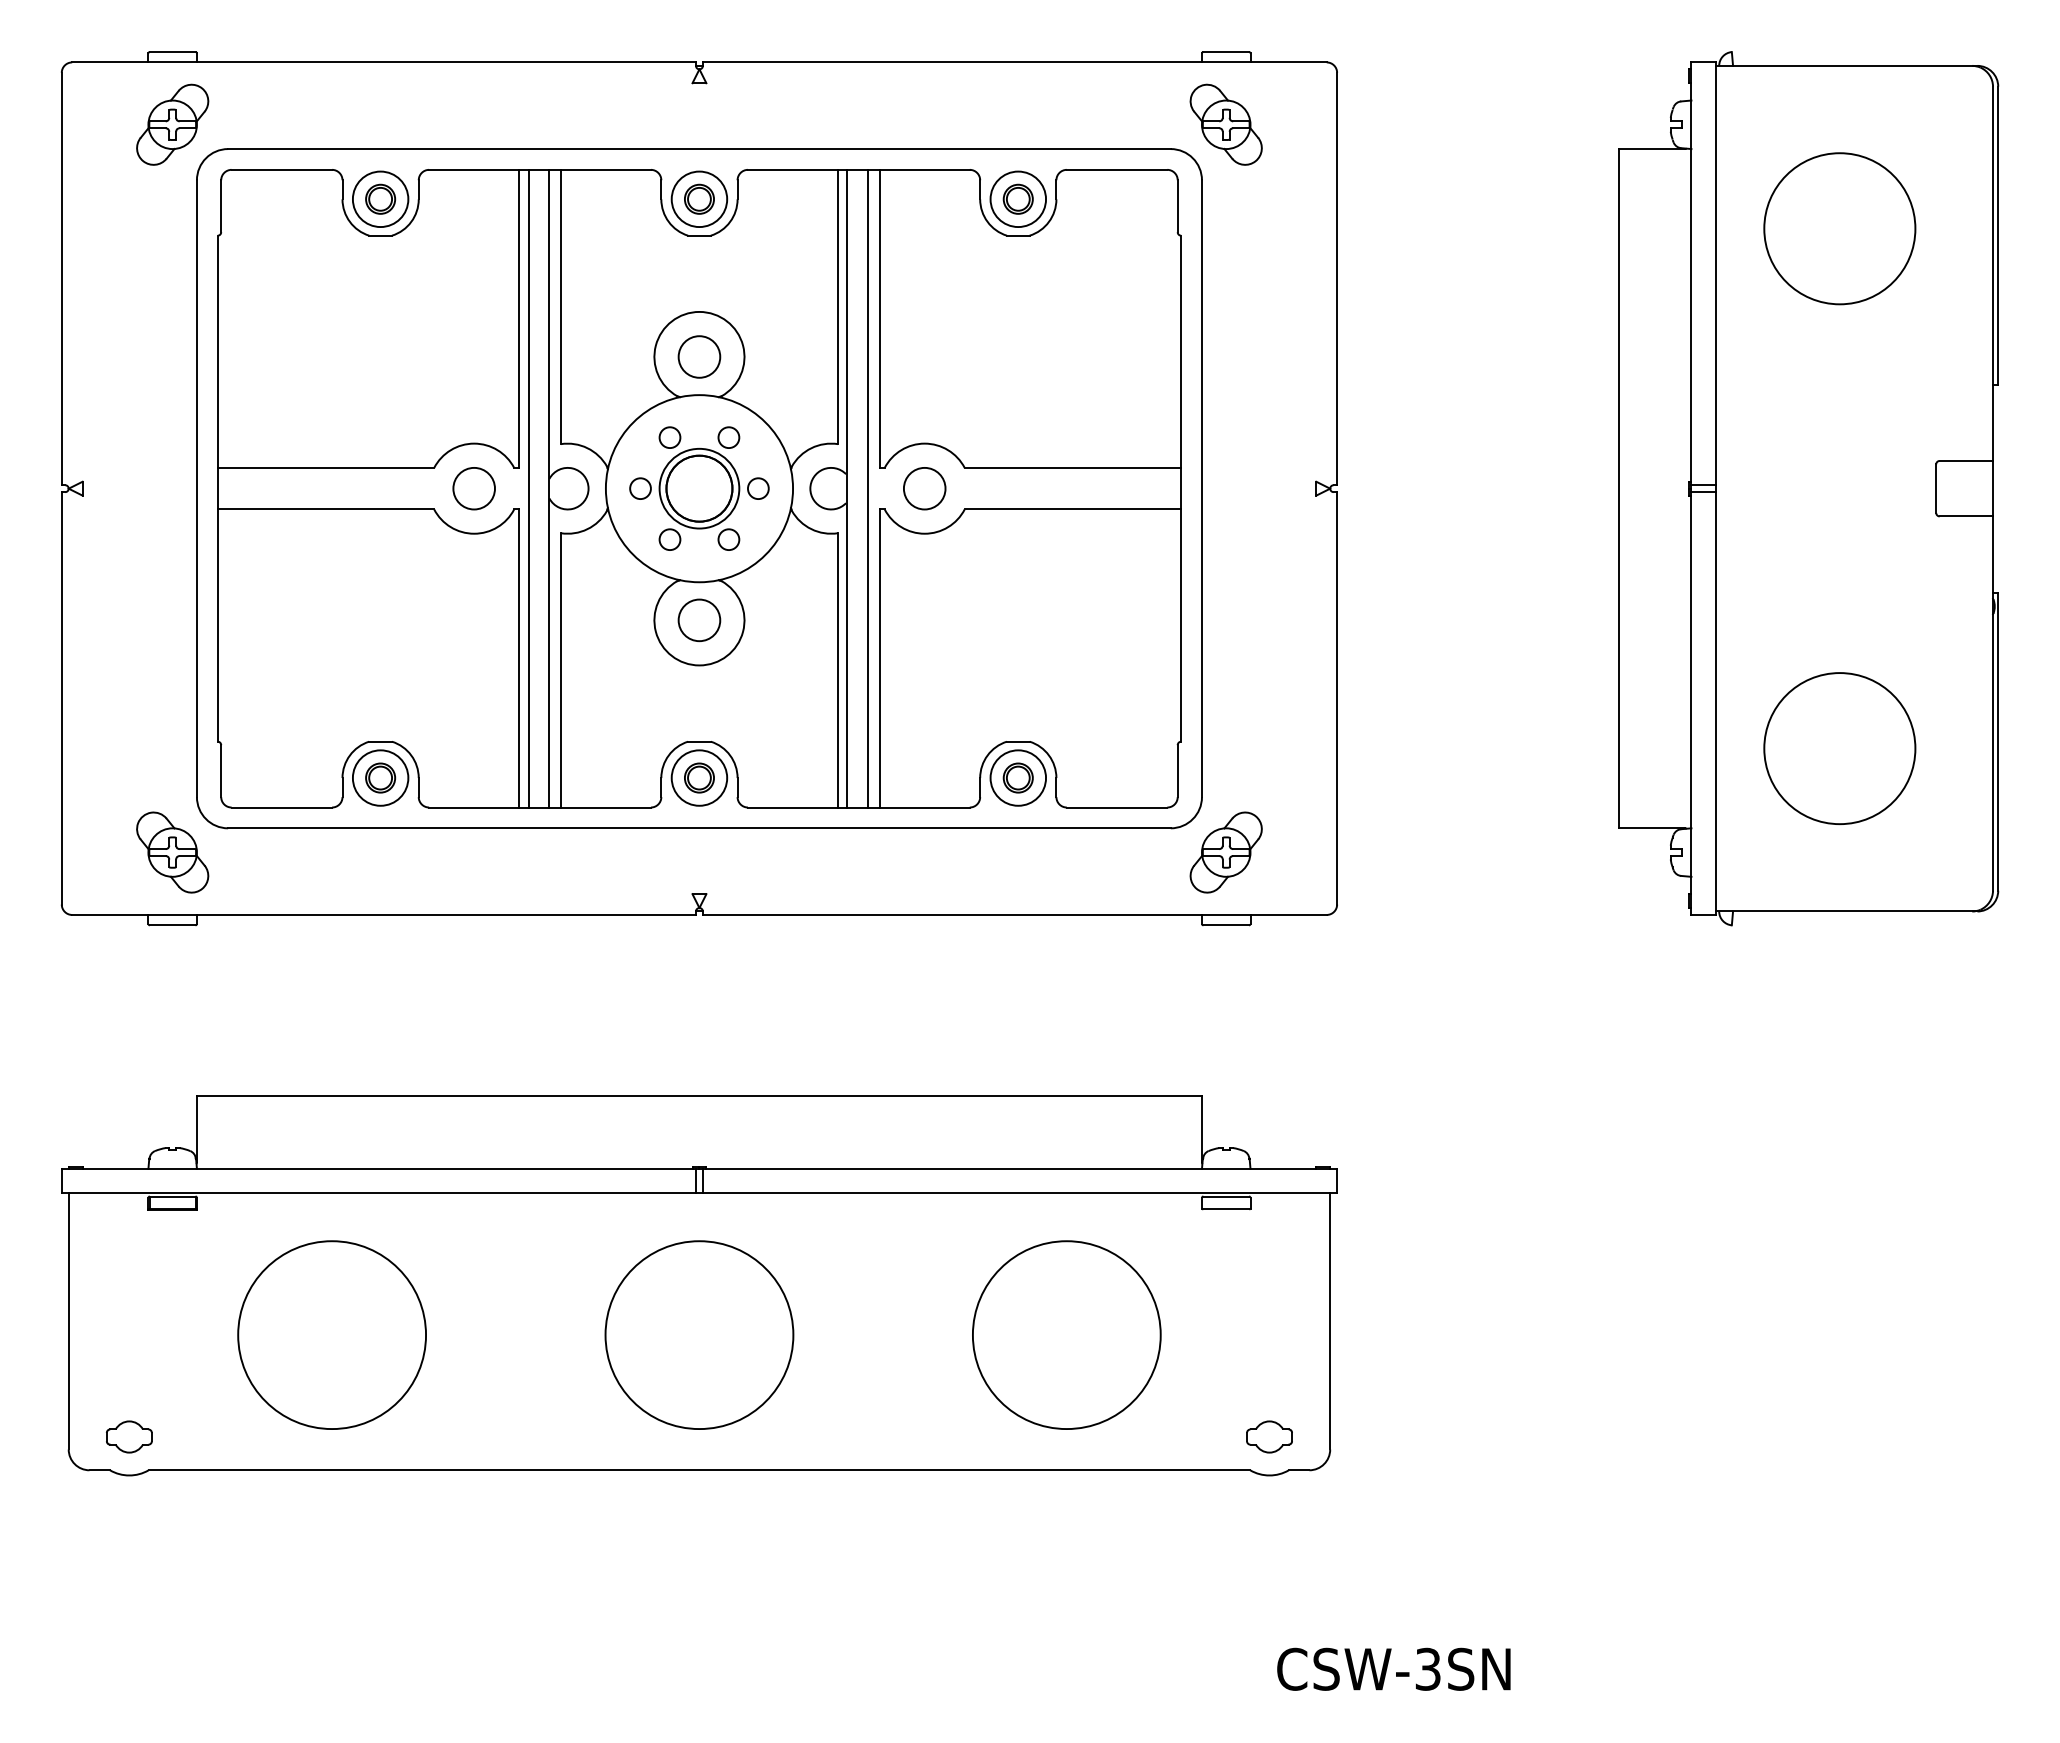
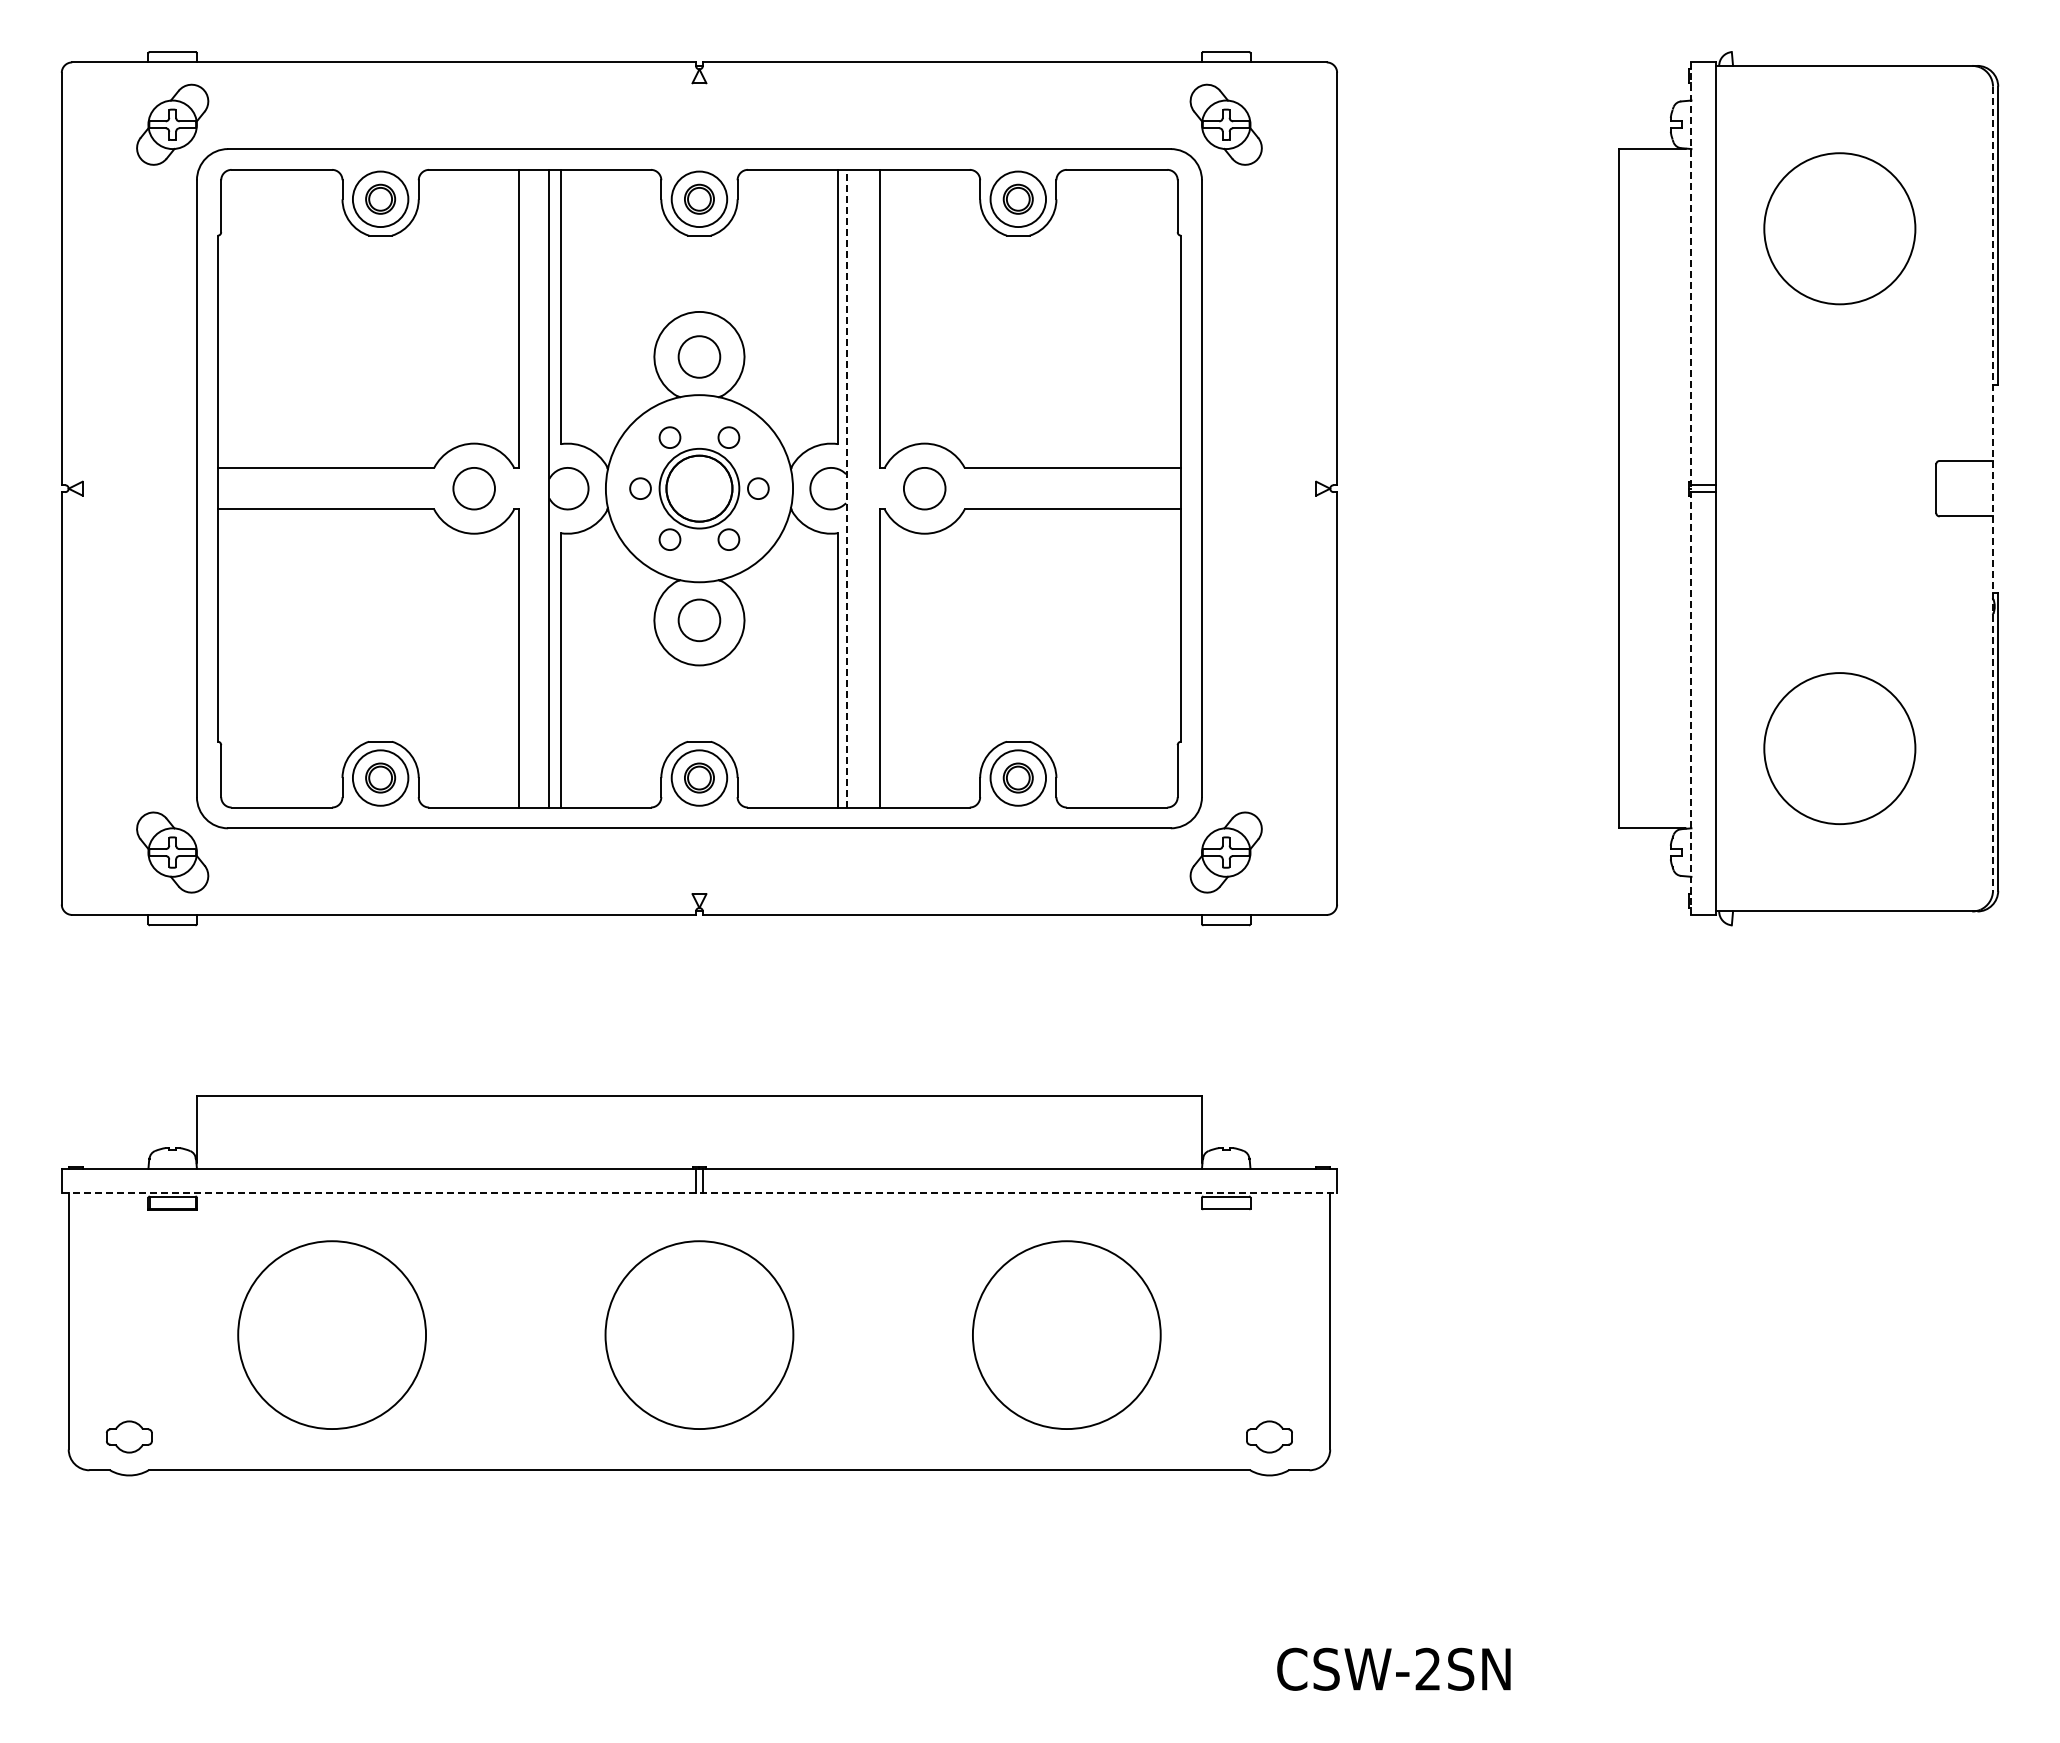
line: present -> none (528, 488)
line: solid -> dashed (847, 488)
line: present -> none (868, 488)
line: solid -> dashed (1691, 489)
line: solid -> dashed (1993, 489)
line: solid -> dashed (699, 1193)
text: CSW-3SN -> CSW-2SN (1427, 1669)
